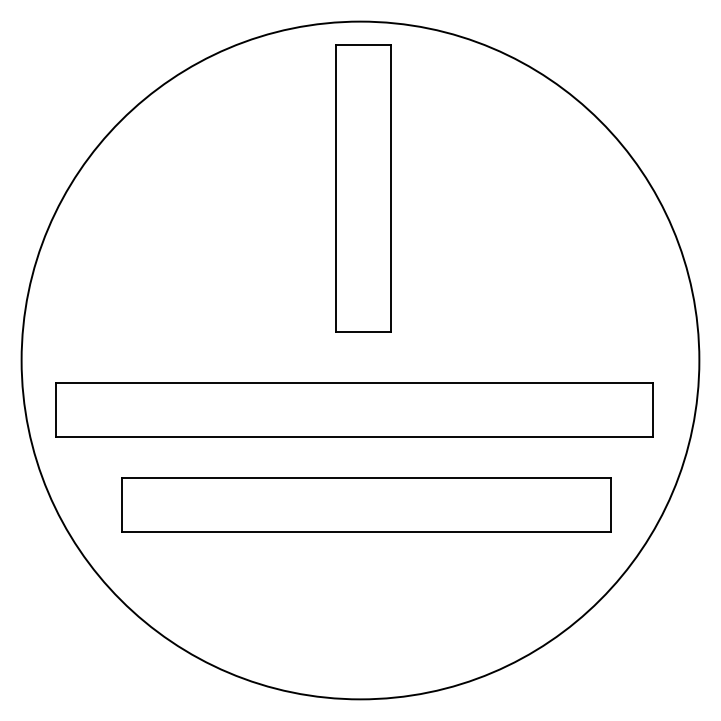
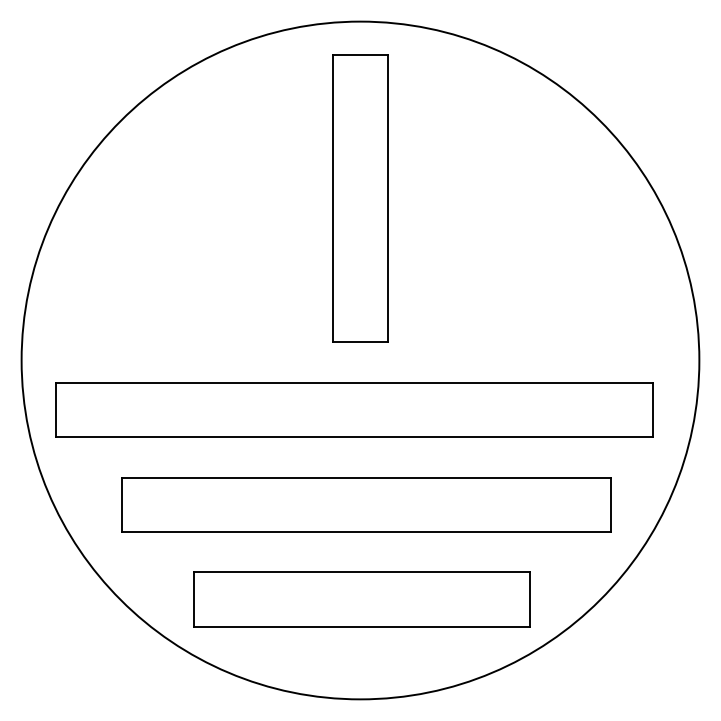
part position: (363, 188) -> (360, 198) (360, 198)
part: none -> present (361, 599)
